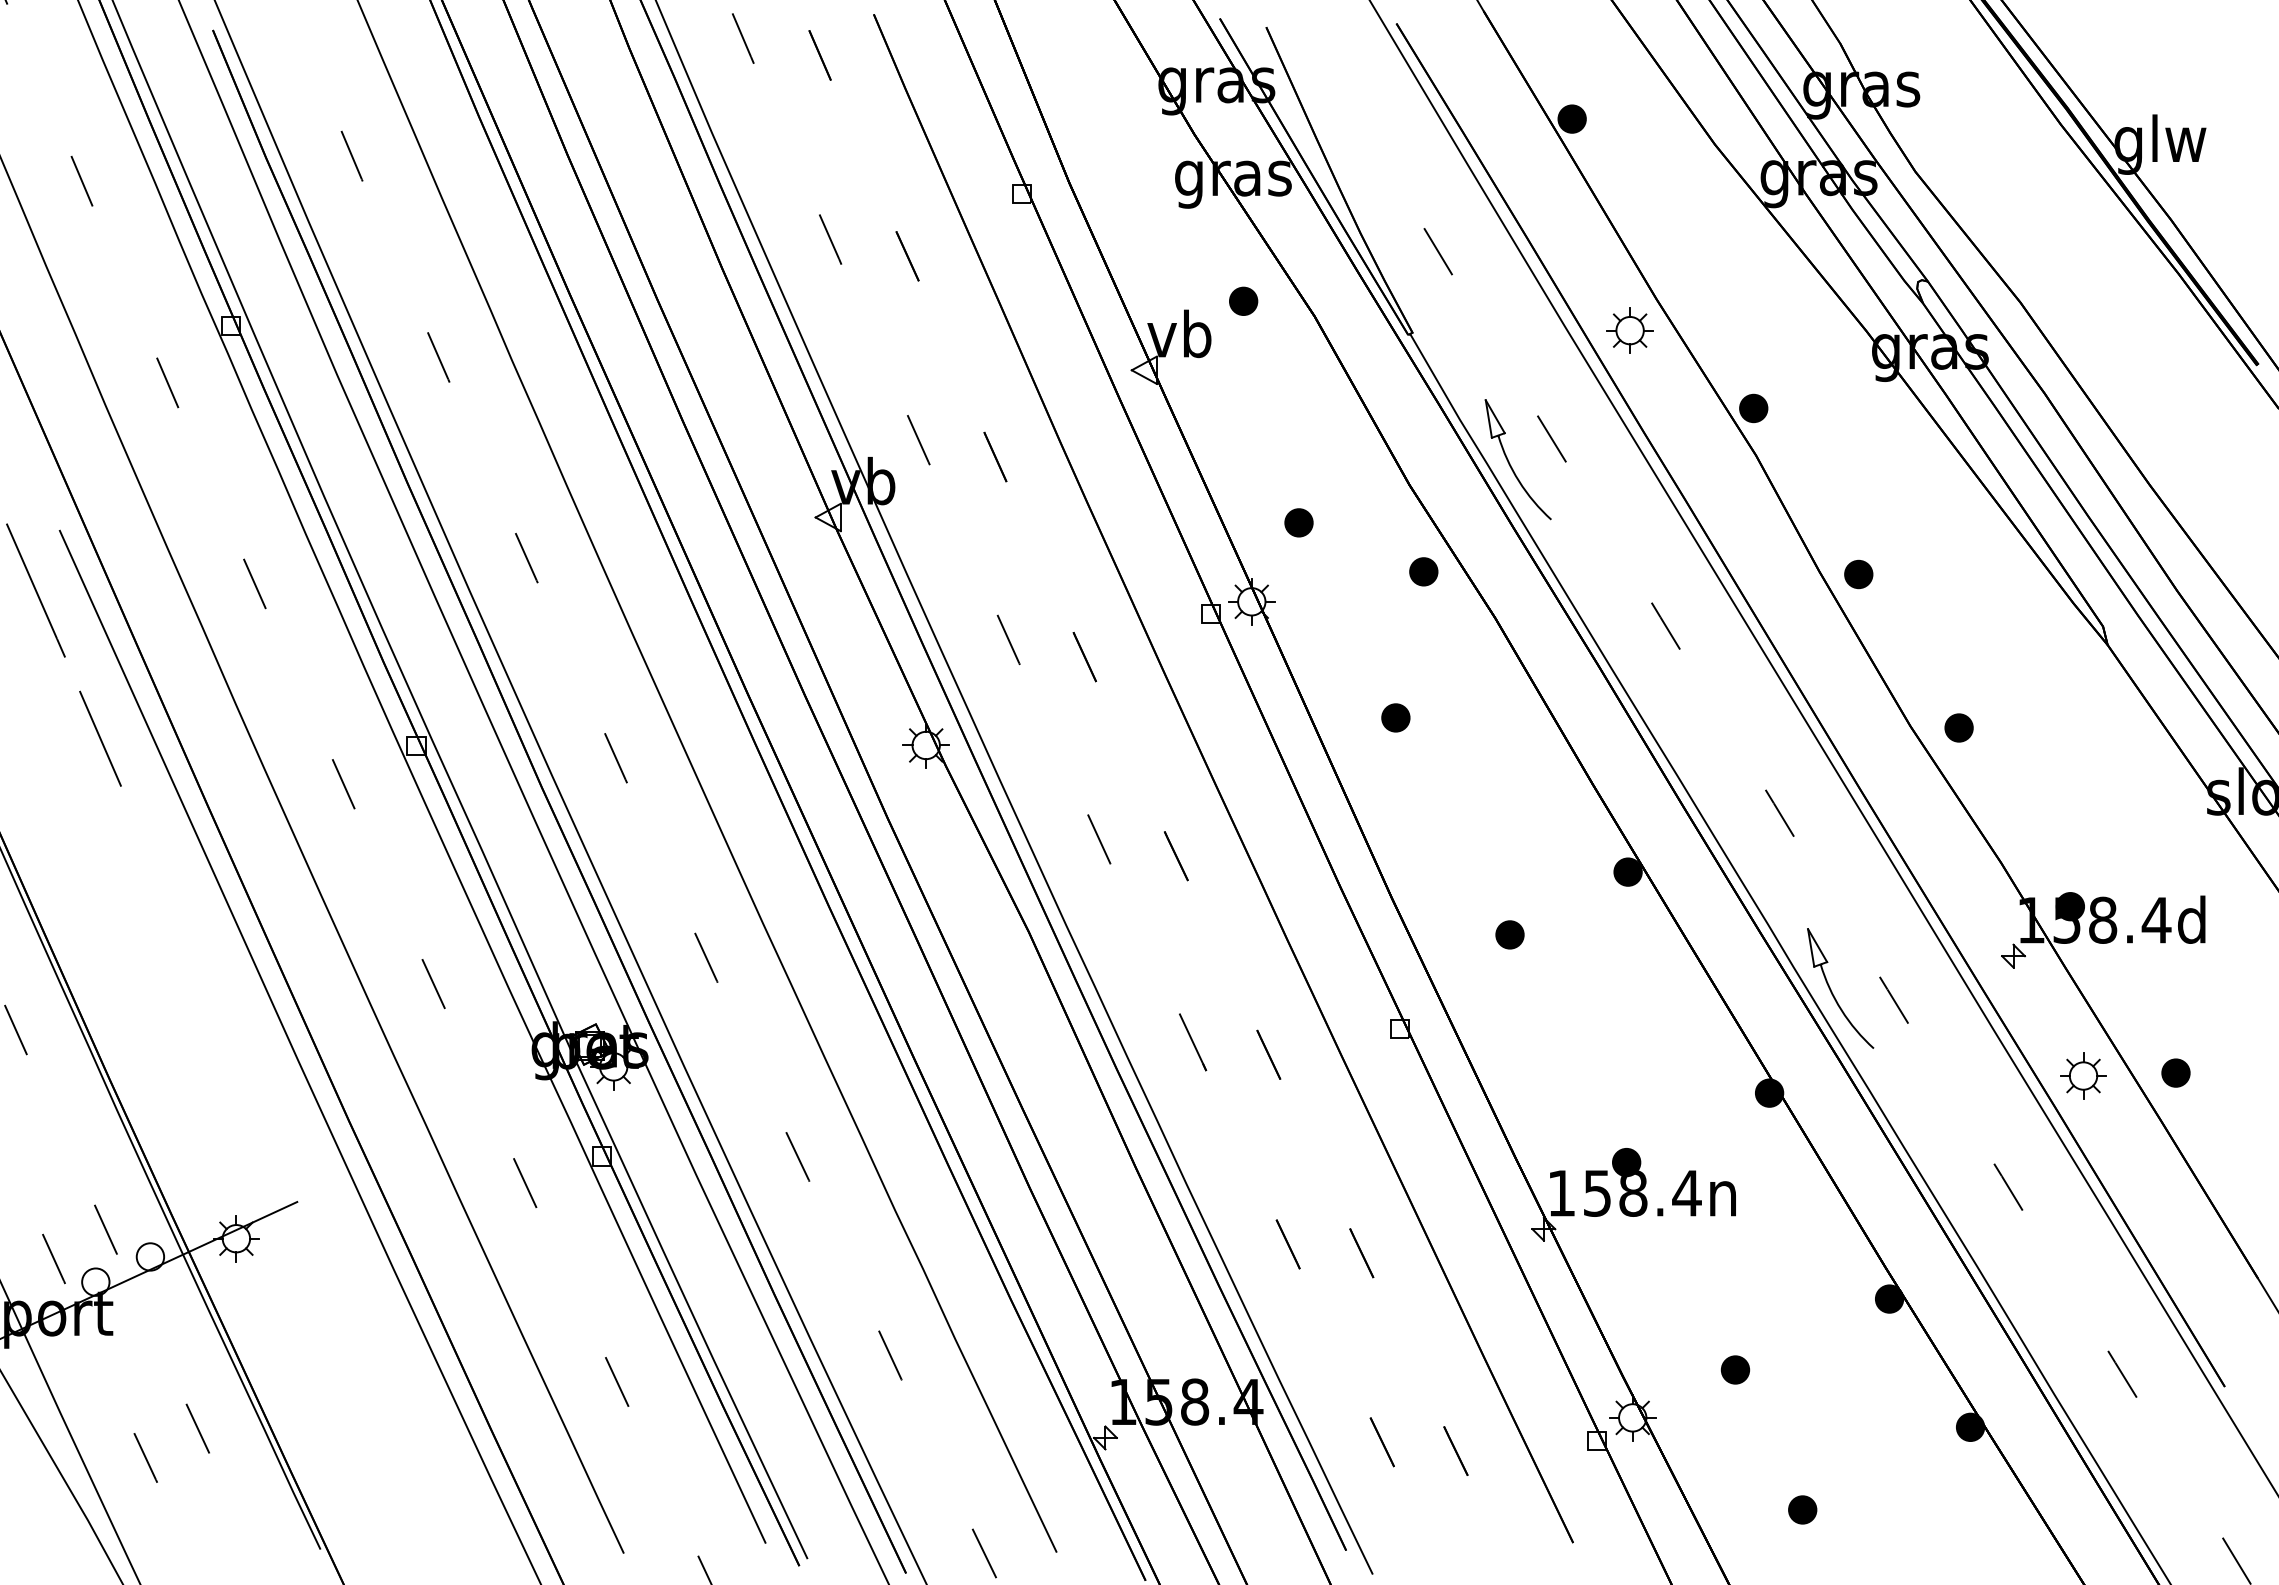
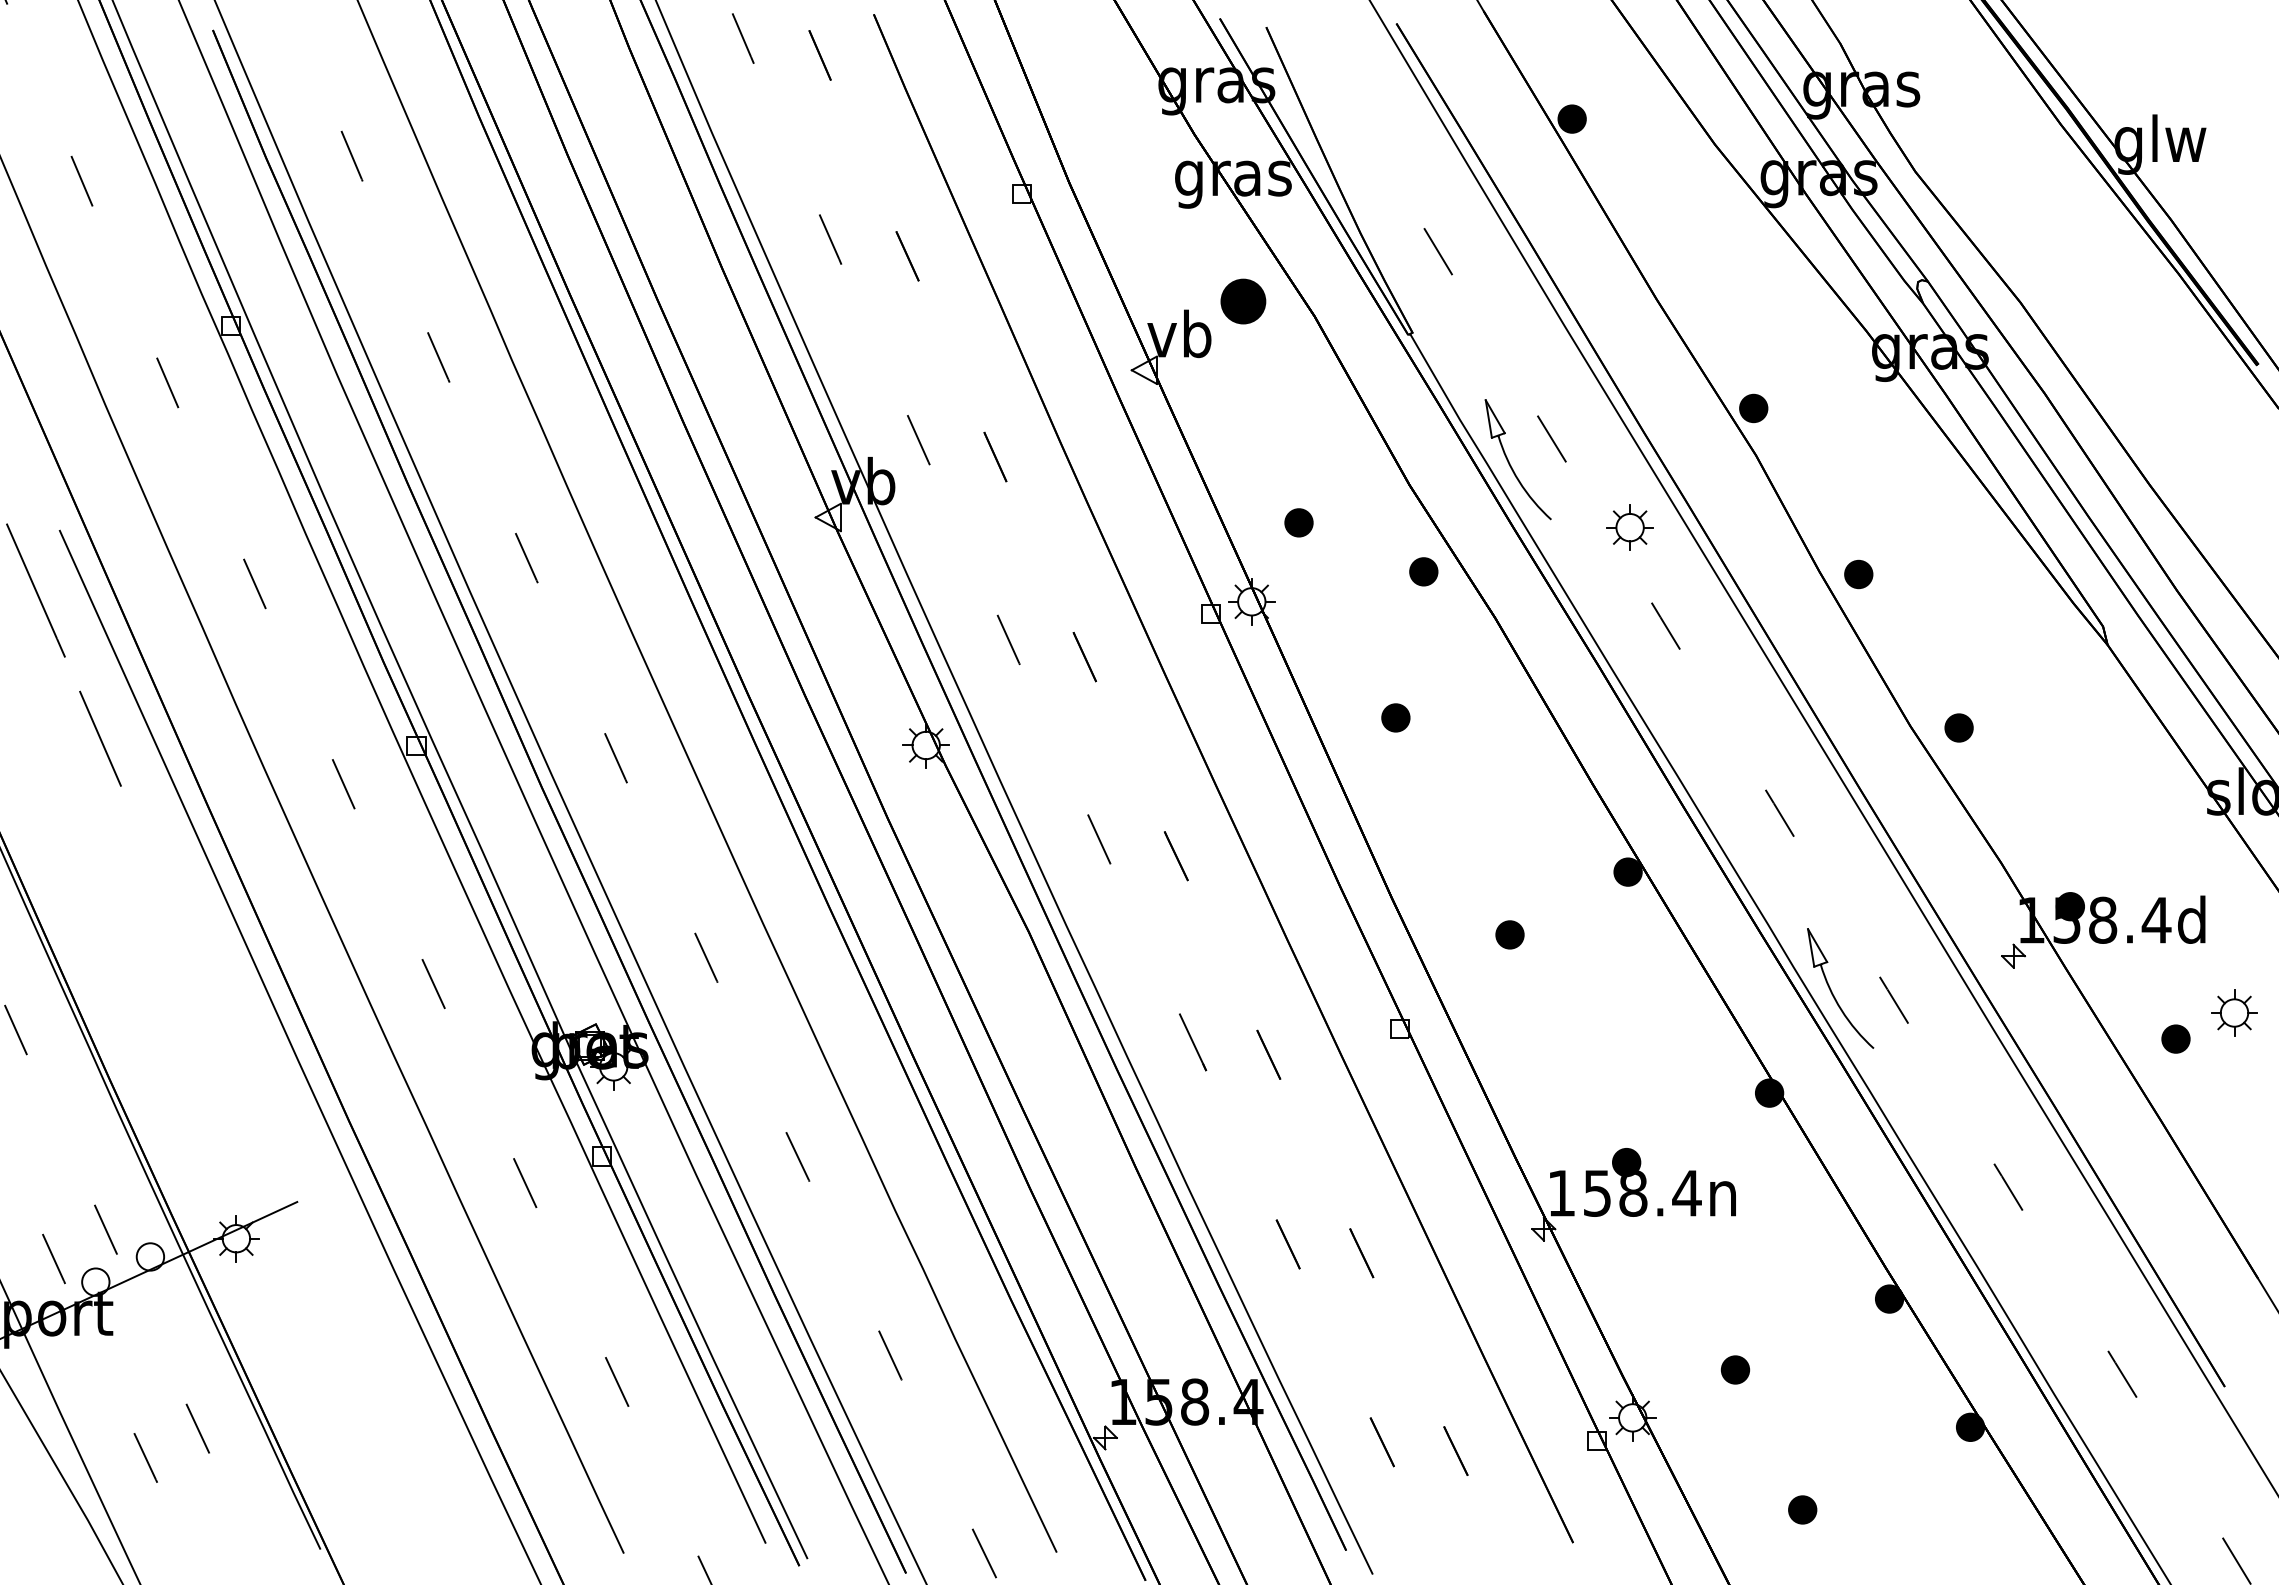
part size: 30x30 px -> 47x47 px (1243, 301)
part position: (1629, 330) -> (1629, 527) (1629, 527)
part position: (2175, 1072) -> (2175, 1038) (2175, 1038)
part position: (2083, 1075) -> (2234, 1012) (2234, 1012)
